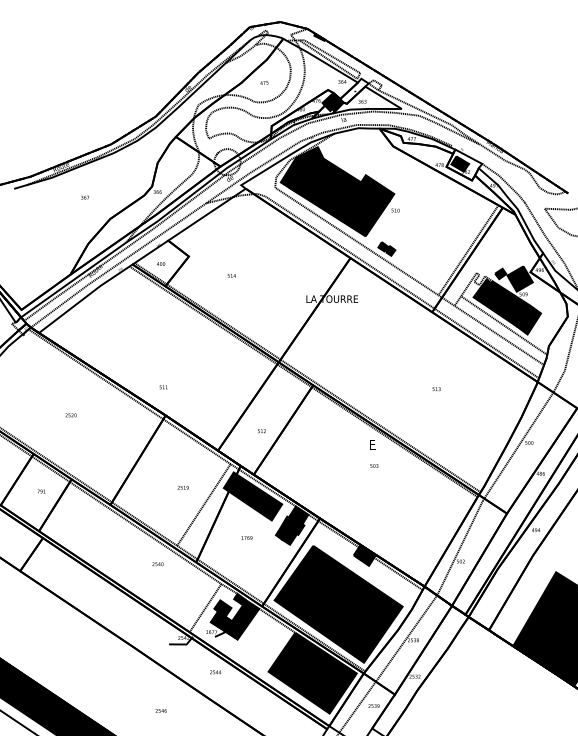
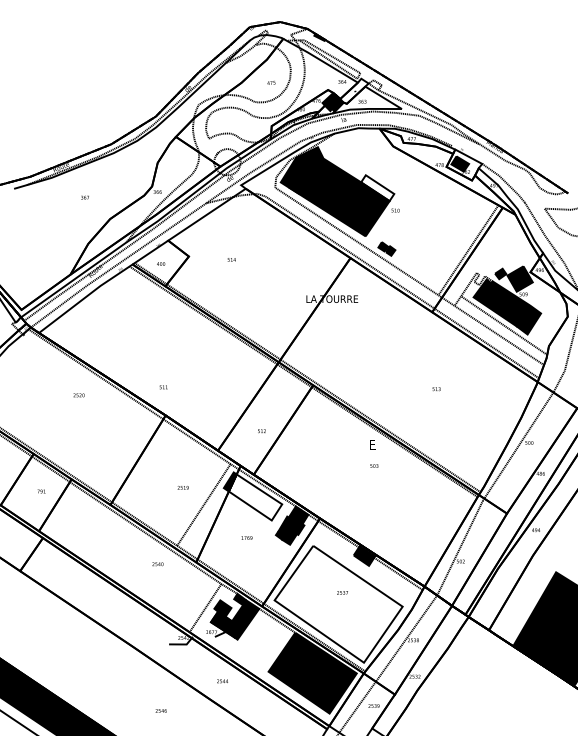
text position: (264, 82) -> (271, 82) (271, 82)
fill: present -> none (377, 188)
text position: (231, 275) -> (231, 259) (231, 259)
text position: (70, 415) -> (78, 395) (78, 395)
fill: present -> none (255, 497)
fill: present -> none (338, 603)
text position: (215, 672) -> (222, 681) (222, 681)
